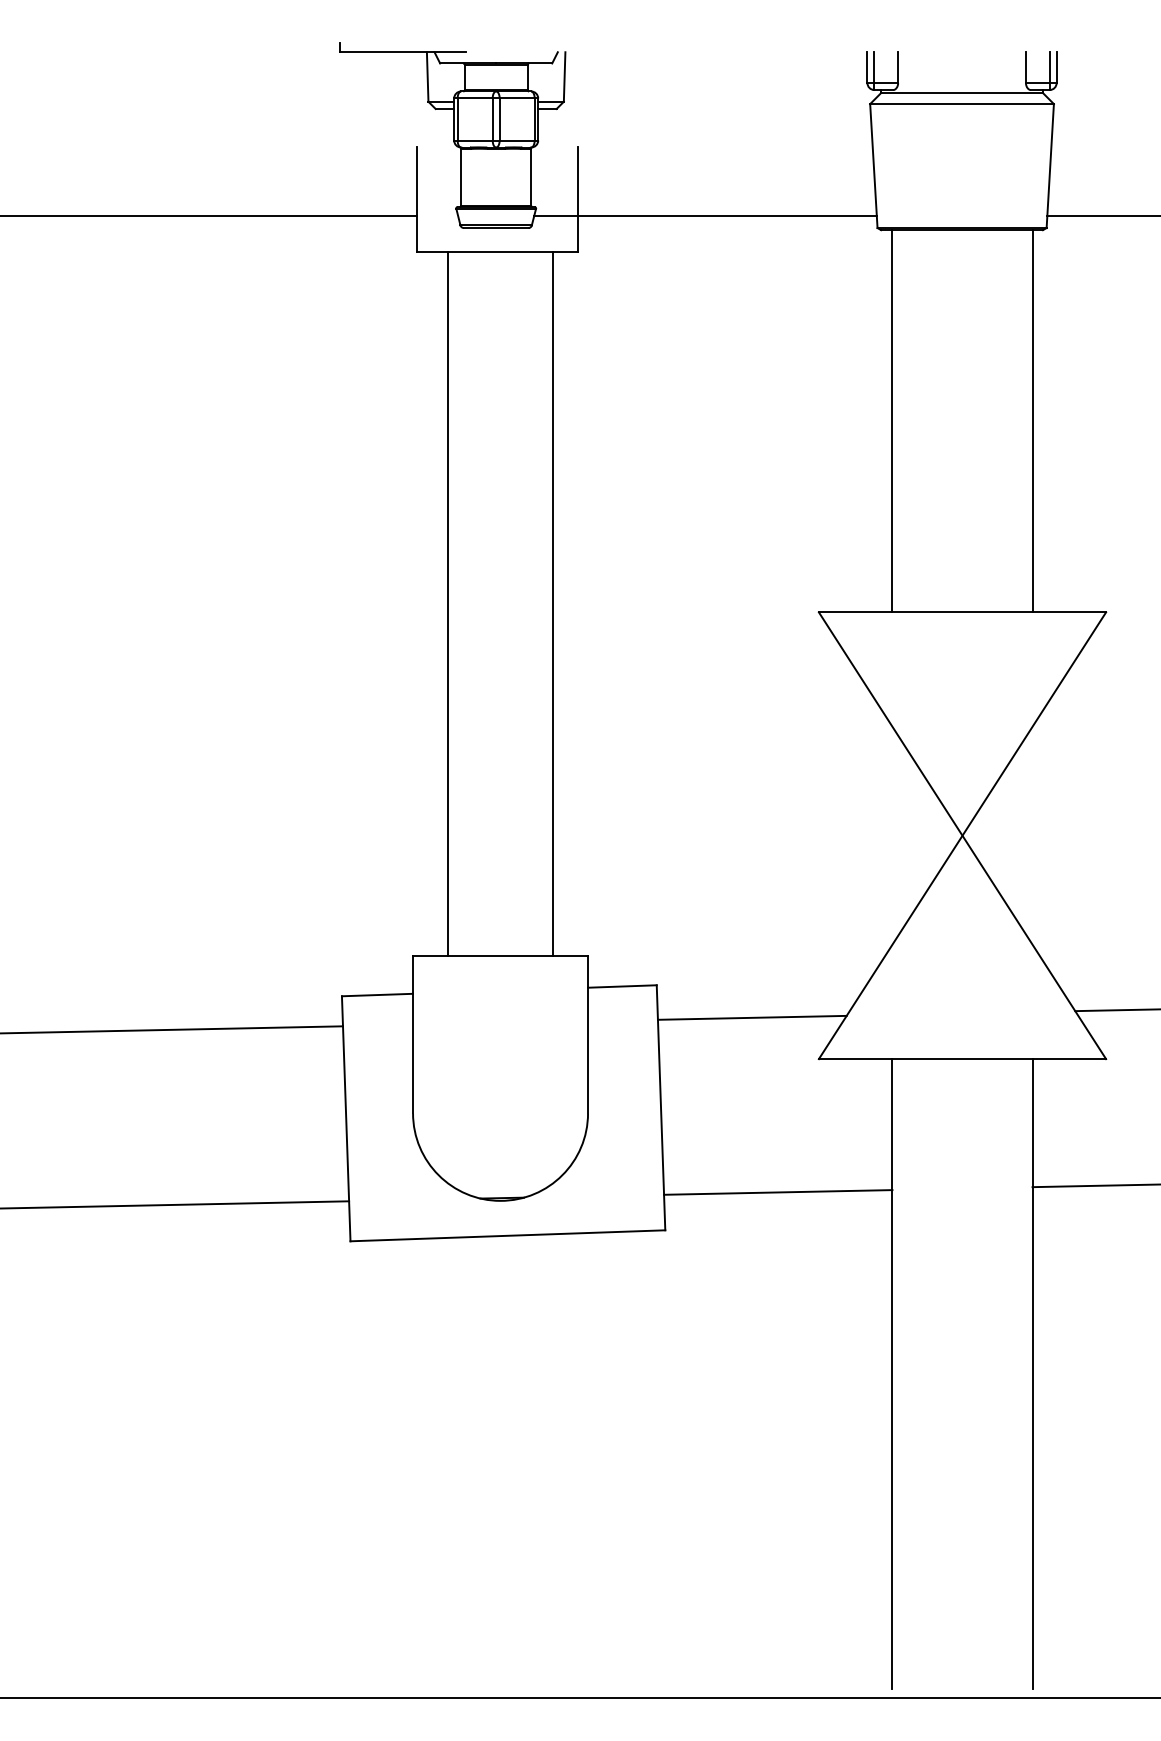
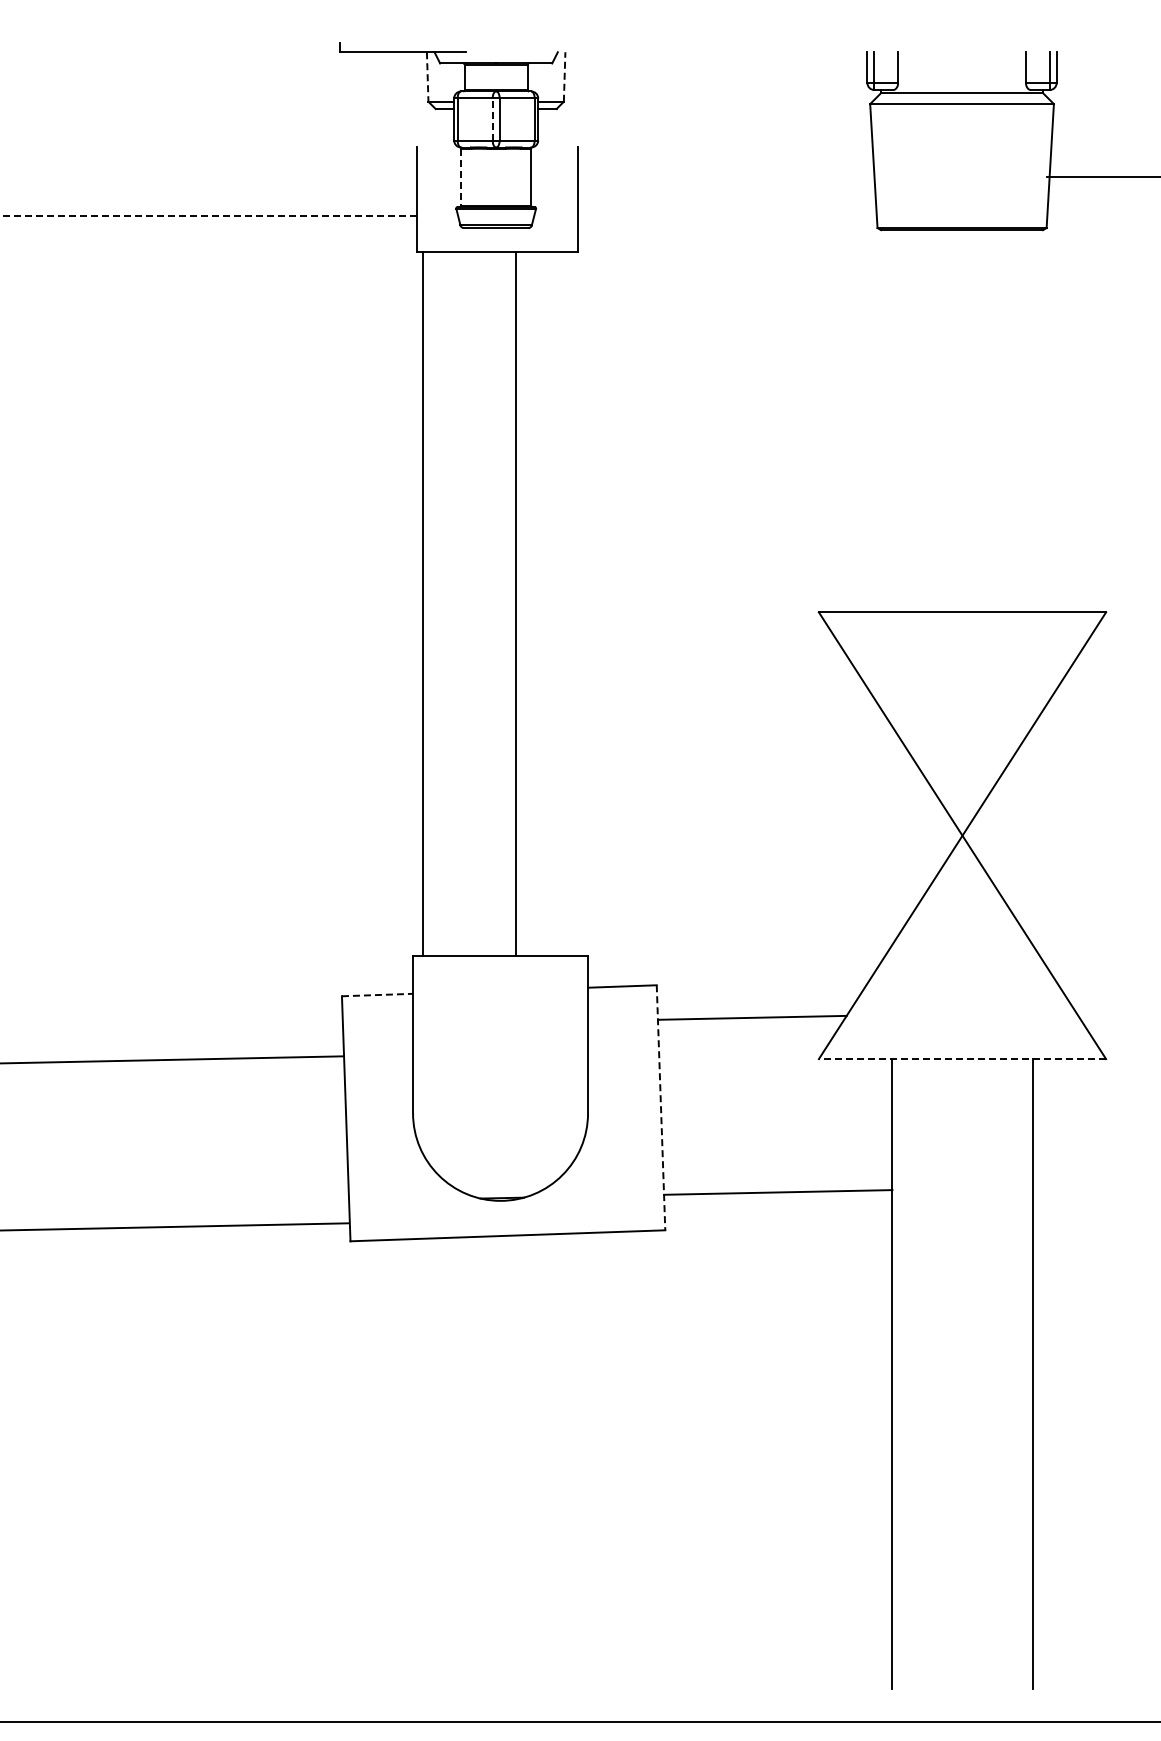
line: solid -> dashed (427, 77)
line: solid -> dashed (564, 77)
line: solid -> dashed (492, 119)
line: solid -> dashed (461, 177)
line: solid -> dashed (208, 216)
line: present -> none (705, 216)
line position: (1102, 216) -> (1102, 177) (1102, 177)
line: present -> none (892, 421)
line: present -> none (1032, 421)
line position: (448, 603) -> (423, 603) (423, 603)
line position: (553, 603) -> (516, 603) (516, 603)
line: solid -> dashed (377, 995)
line: present -> none (1116, 1010)
line position: (172, 1029) -> (173, 1059) (173, 1059)
line: solid -> dashed (962, 1059)
line: solid -> dashed (661, 1107)
line: present -> none (1094, 1185)
line position: (175, 1204) -> (175, 1226) (175, 1226)
line position: (579, 1697) -> (579, 1721) (579, 1721)
